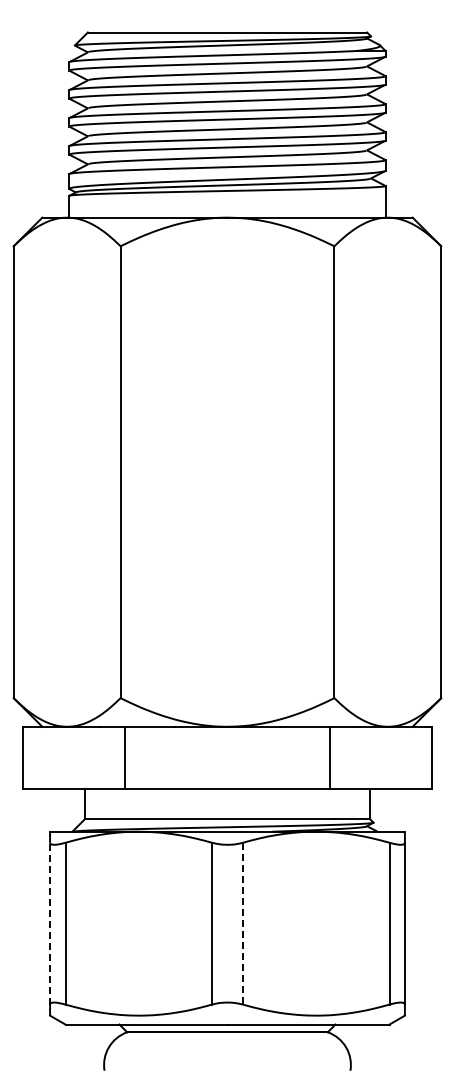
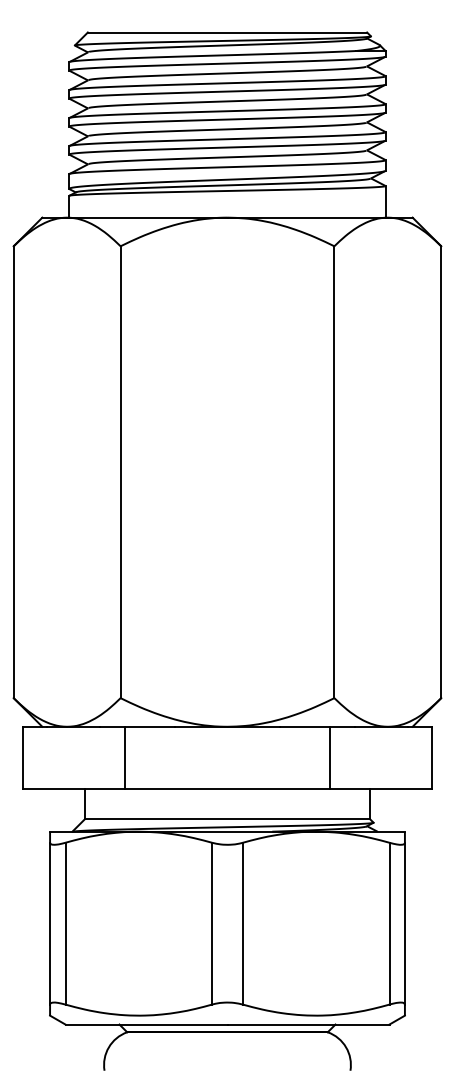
line: dashed -> solid (50, 923)
line: dashed -> solid (242, 923)
